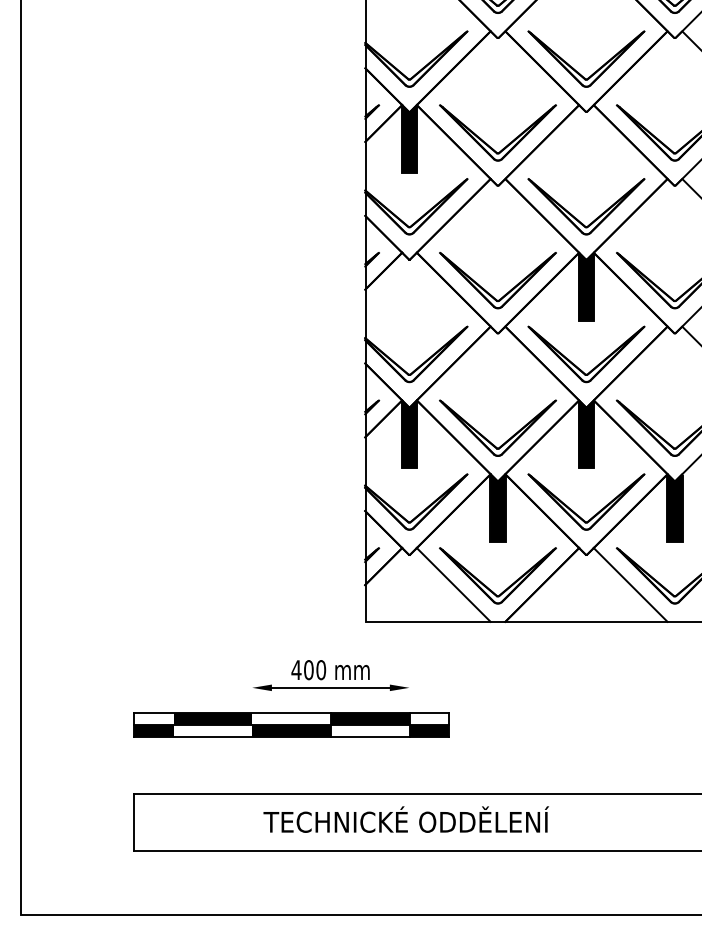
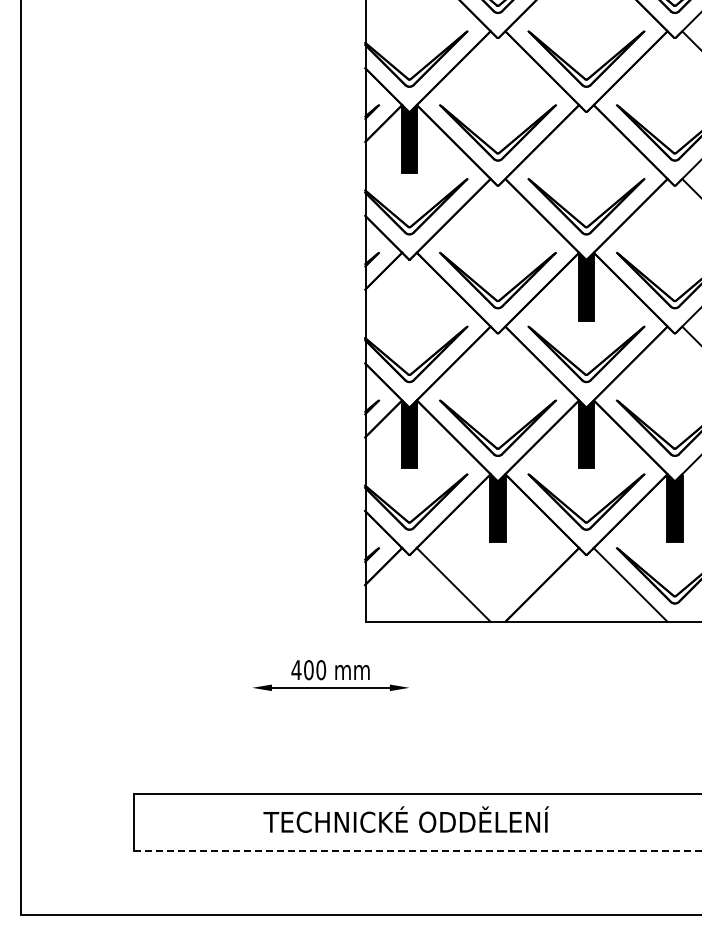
part: present -> none (486, 585)
part: present -> none (291, 724)
line: solid -> dashed (418, 850)
